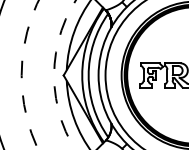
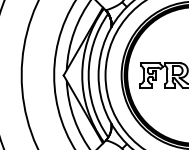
arc: dashed -> solid (21, 75)
arc: dashed -> solid (54, 75)
